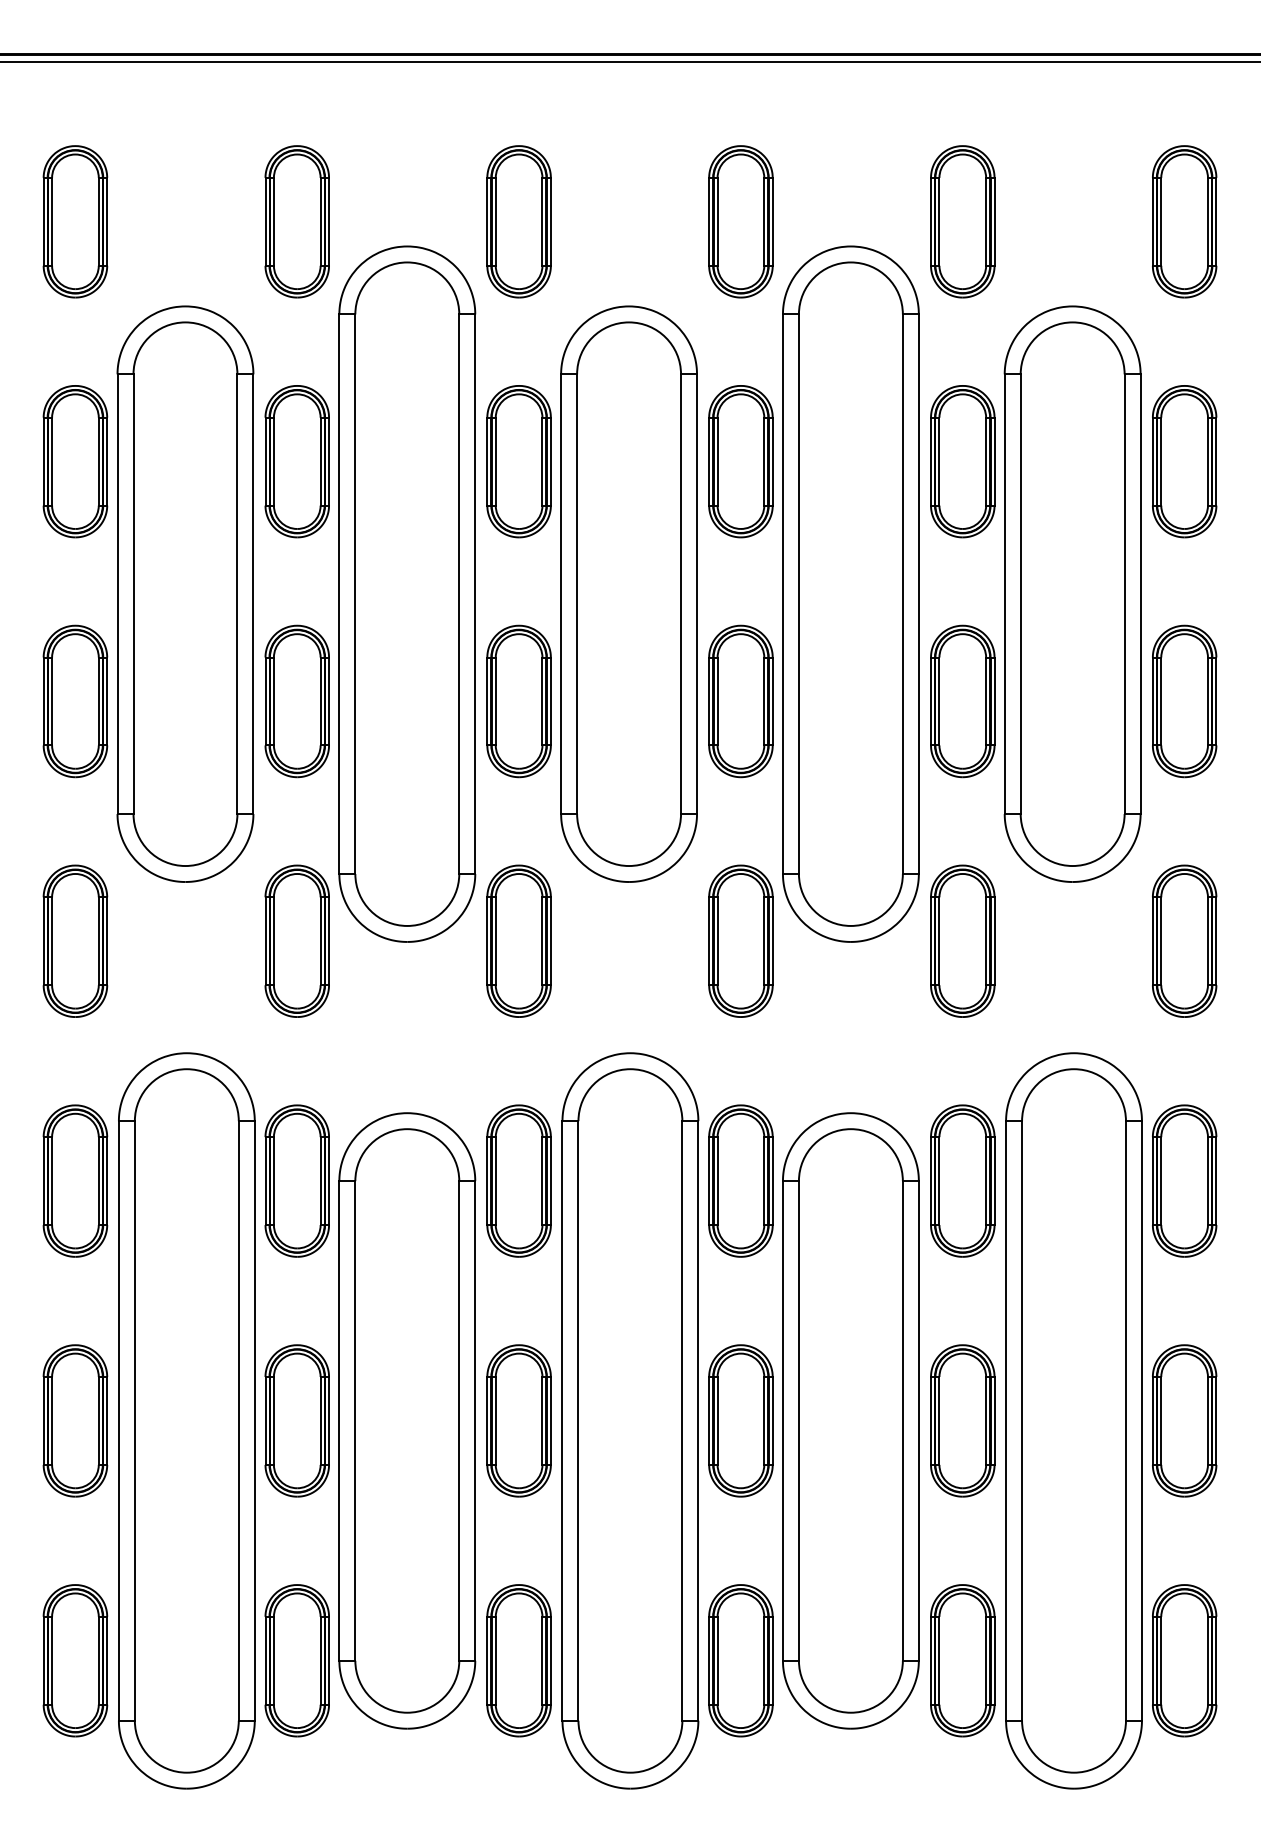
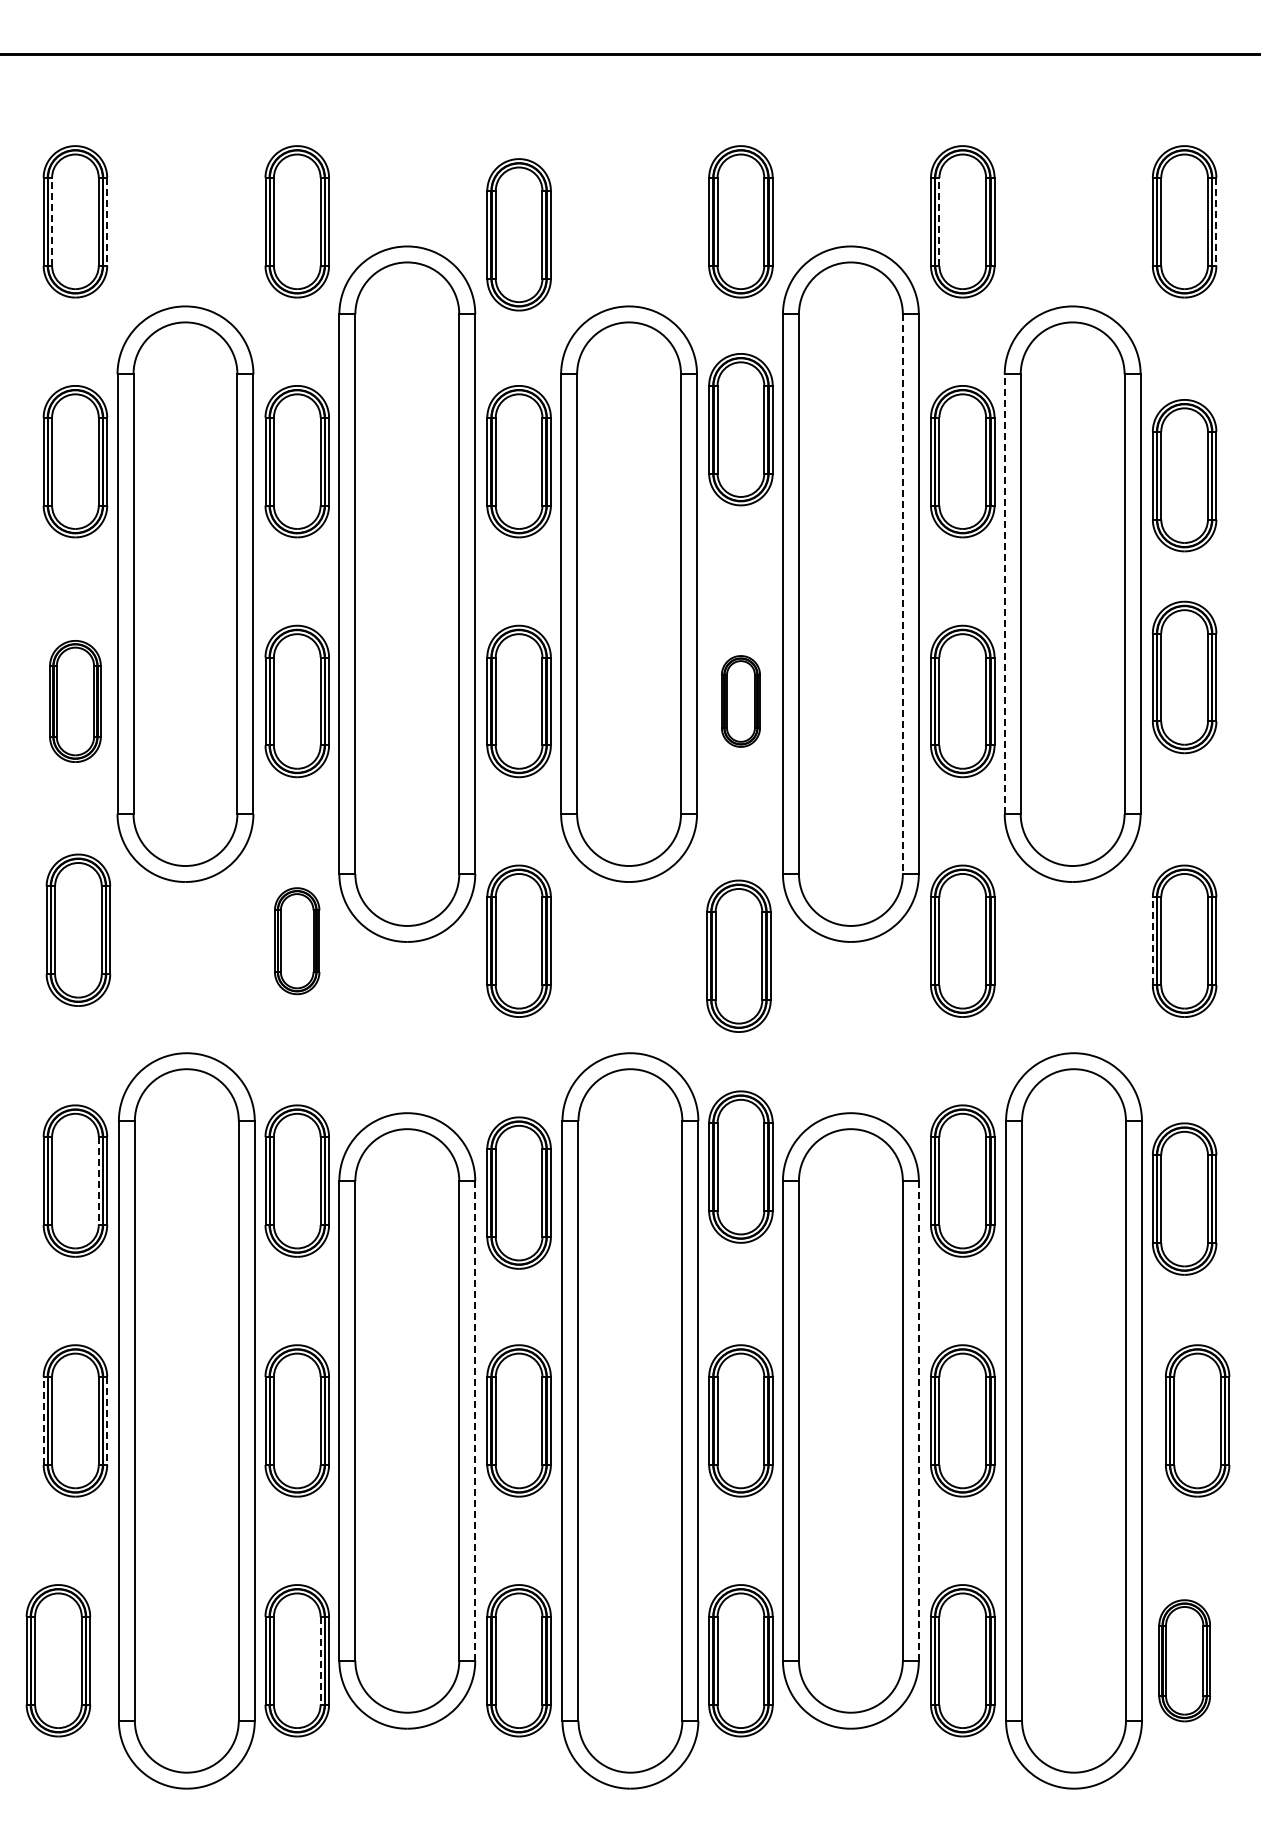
line: present -> none (629, 61)
line: solid -> dashed (52, 221)
line: solid -> dashed (107, 221)
part position: (518, 221) -> (518, 234) (518, 234)
line: solid -> dashed (939, 221)
line: solid -> dashed (1216, 221)
part position: (740, 461) -> (740, 429) (740, 429)
part position: (1184, 461) -> (1184, 475) (1184, 475)
line: solid -> dashed (902, 594)
line: solid -> dashed (1004, 594)
part size: 67x155 px -> 53x123 px (75, 701)
part size: 66x155 px -> 40x93 px (740, 701)
part position: (1184, 701) -> (1184, 677) (1184, 677)
part position: (75, 940) -> (78, 929) (78, 929)
part size: 66x154 px -> 47x109 px (297, 941)
part position: (740, 940) -> (738, 955) (738, 955)
line: solid -> dashed (1152, 941)
part position: (518, 1180) -> (518, 1192) (518, 1192)
part position: (740, 1180) -> (740, 1166) (740, 1166)
part position: (1184, 1180) -> (1184, 1198) (1184, 1198)
line: solid -> dashed (98, 1181)
line: solid -> dashed (43, 1420)
line: solid -> dashed (107, 1420)
line: solid -> dashed (475, 1420)
line: solid -> dashed (918, 1420)
part position: (1184, 1420) -> (1197, 1420) (1197, 1420)
part position: (75, 1660) -> (58, 1660) (58, 1660)
line: solid -> dashed (320, 1660)
part size: 66x154 px -> 53x124 px (1184, 1660)
